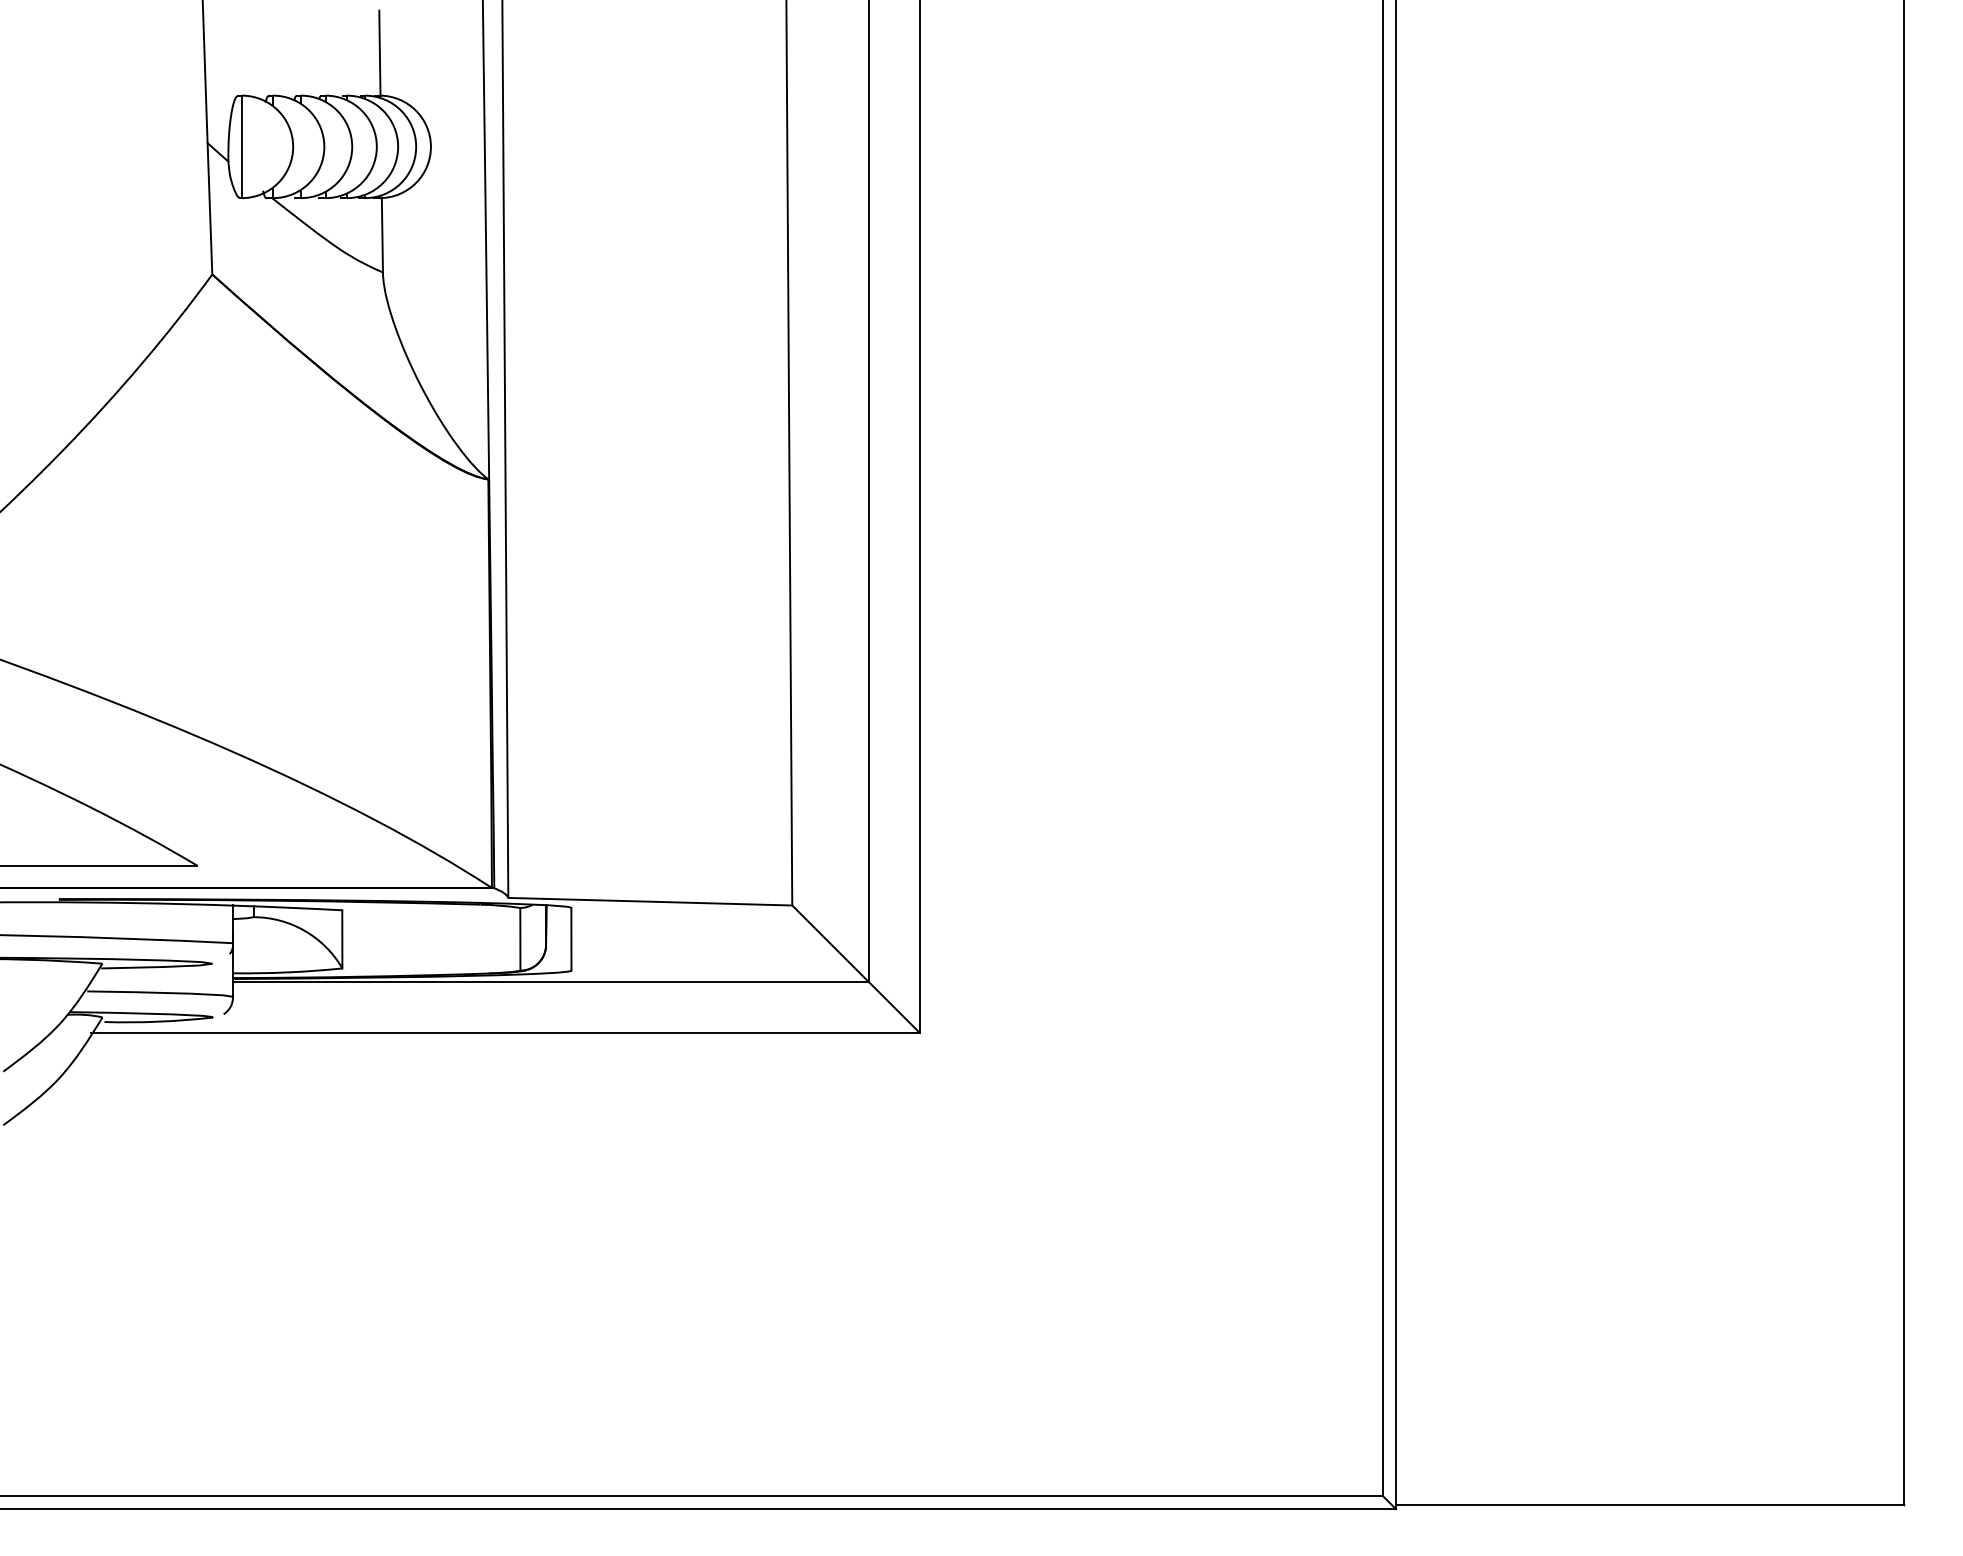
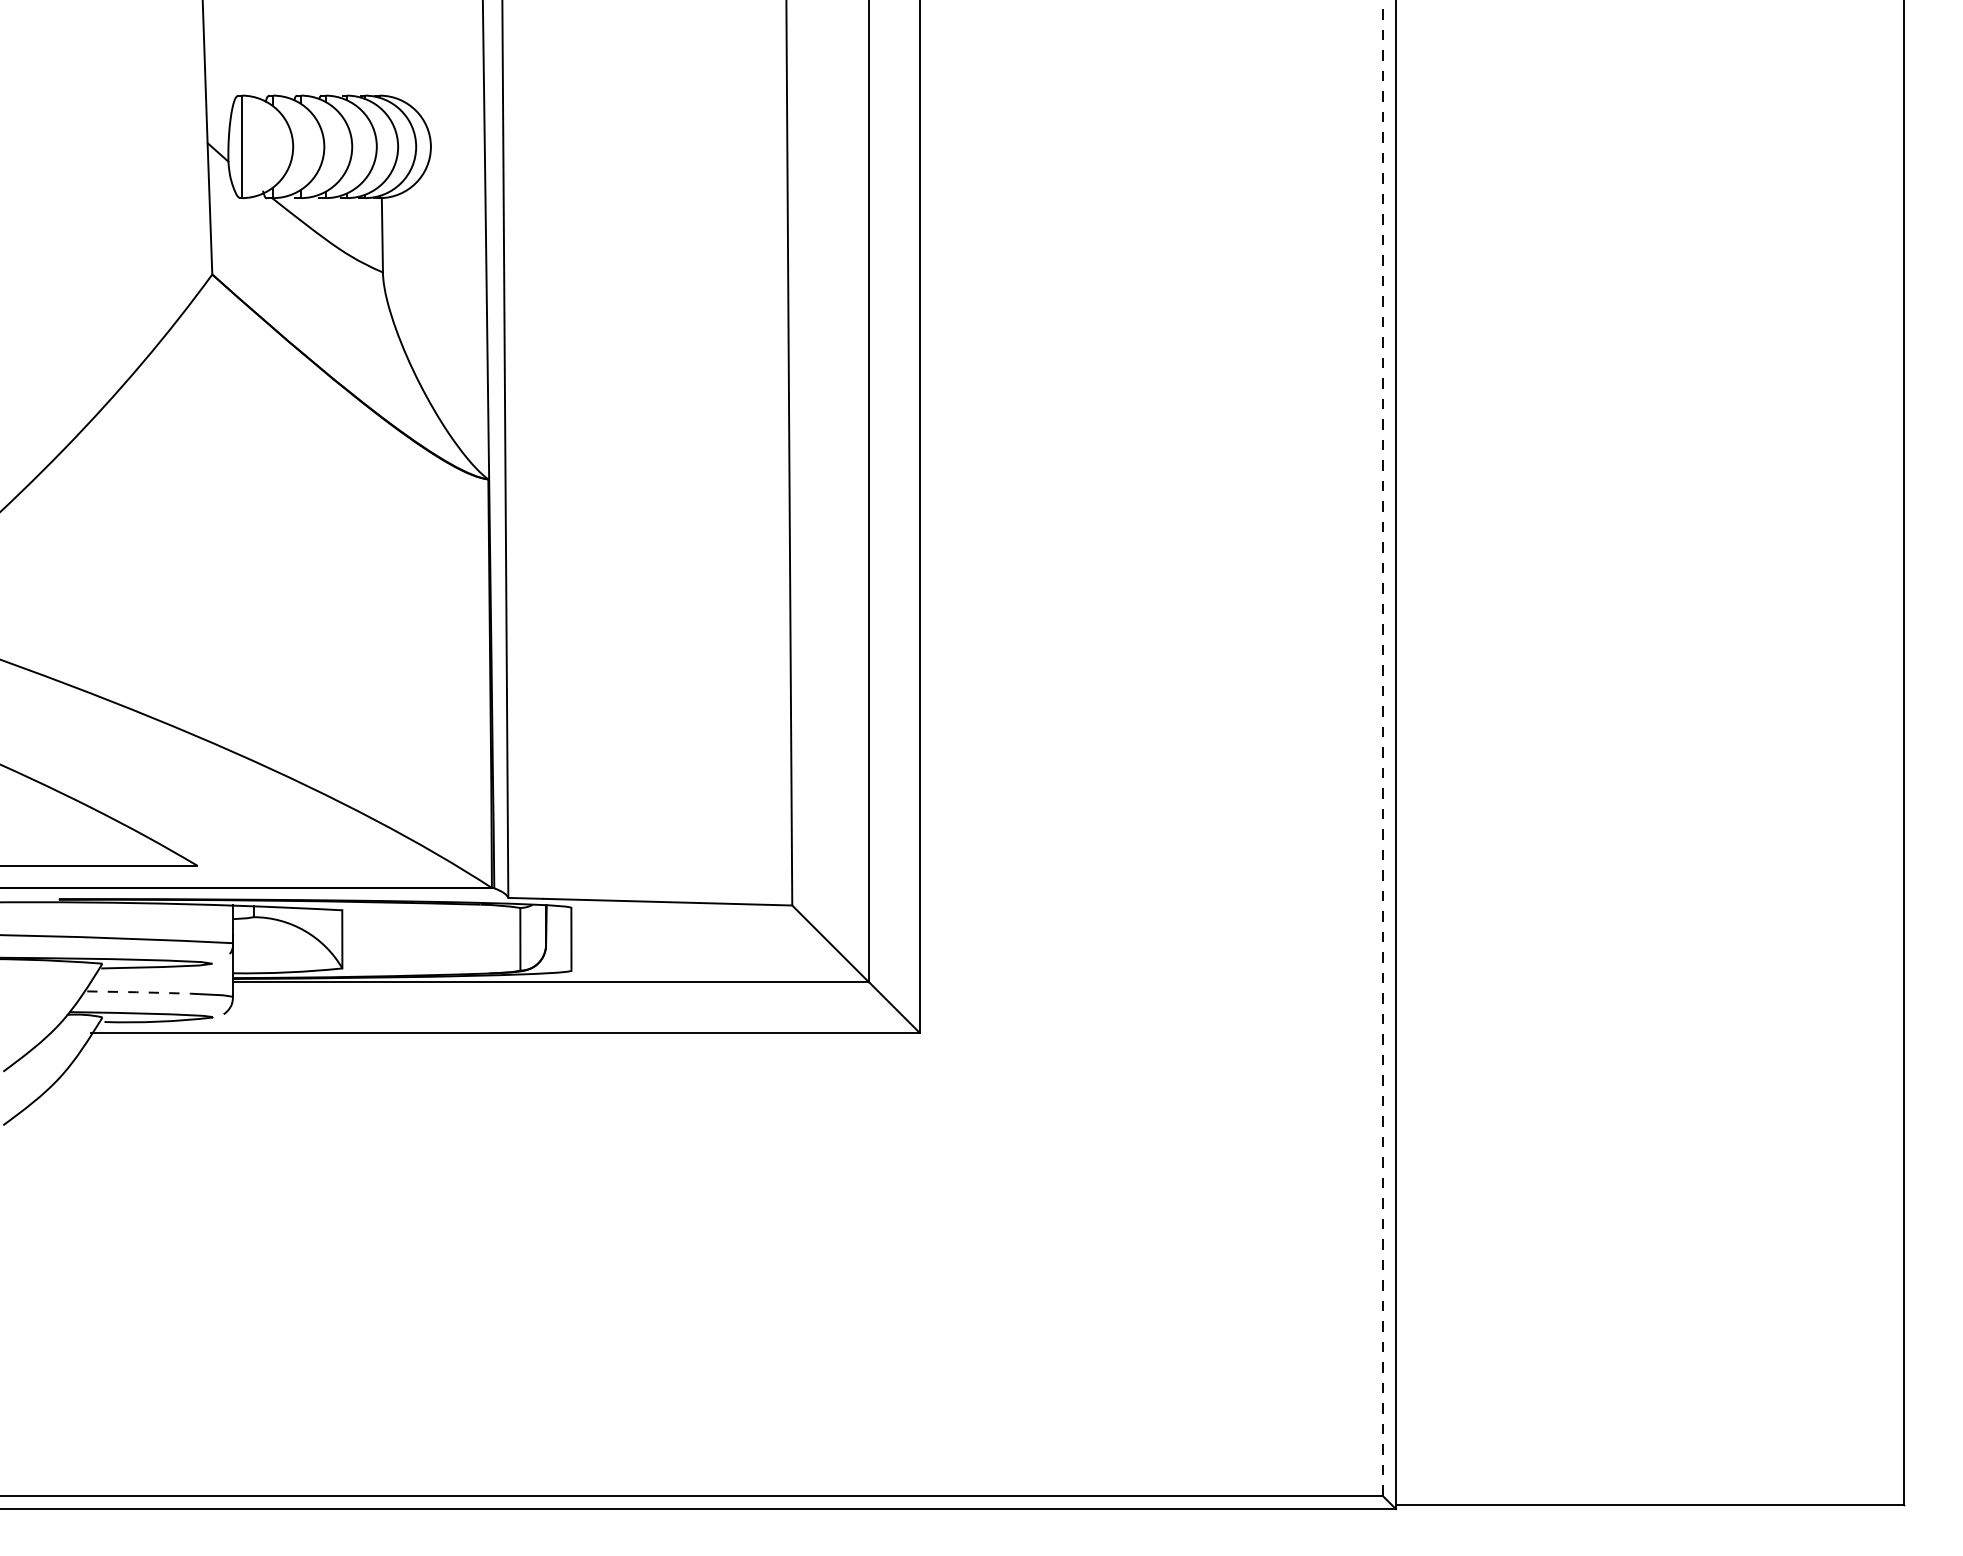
line: present -> none (379, 53)
line: solid -> dashed (1382, 748)
line: solid -> dashed (138, 992)
